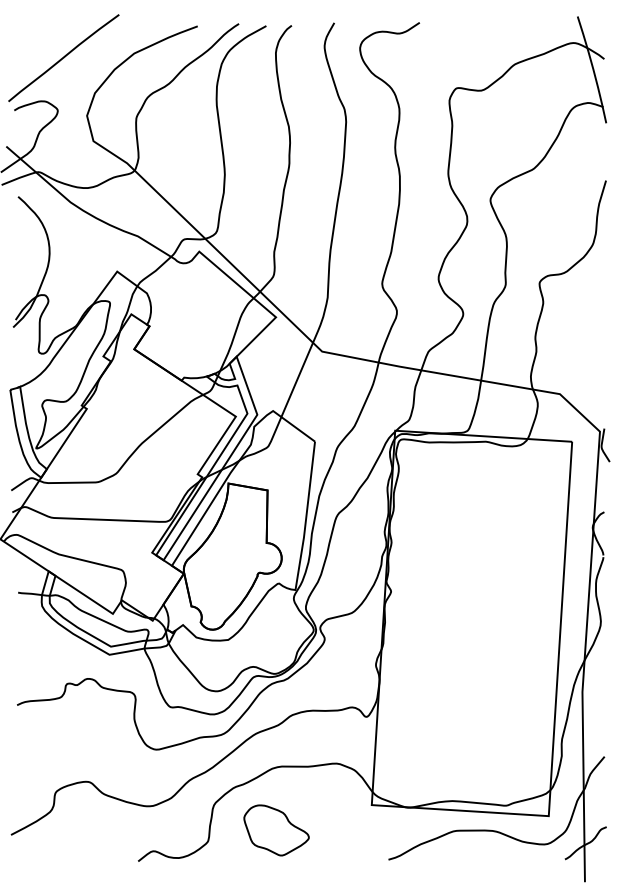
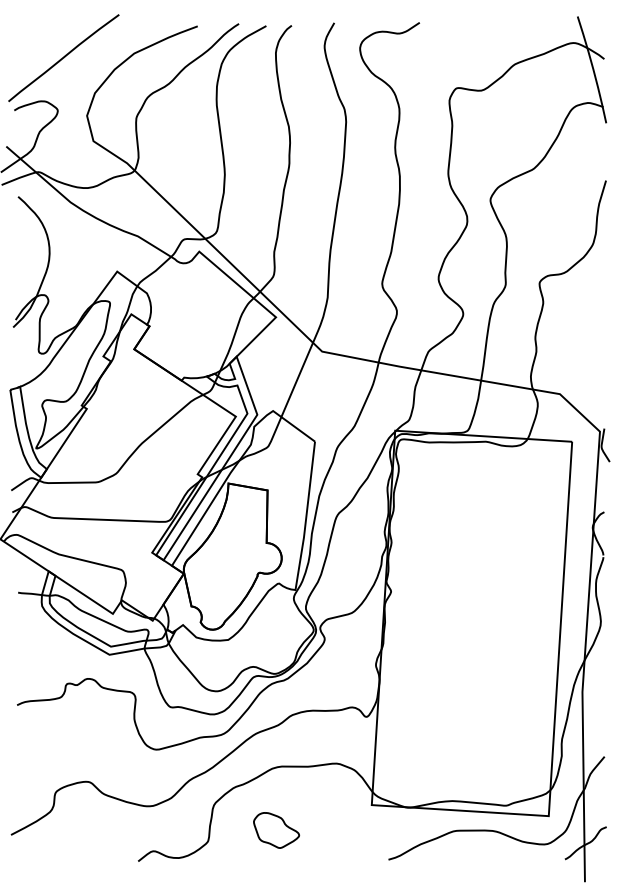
part size: 67x53 px -> 48x37 px (276, 830)
